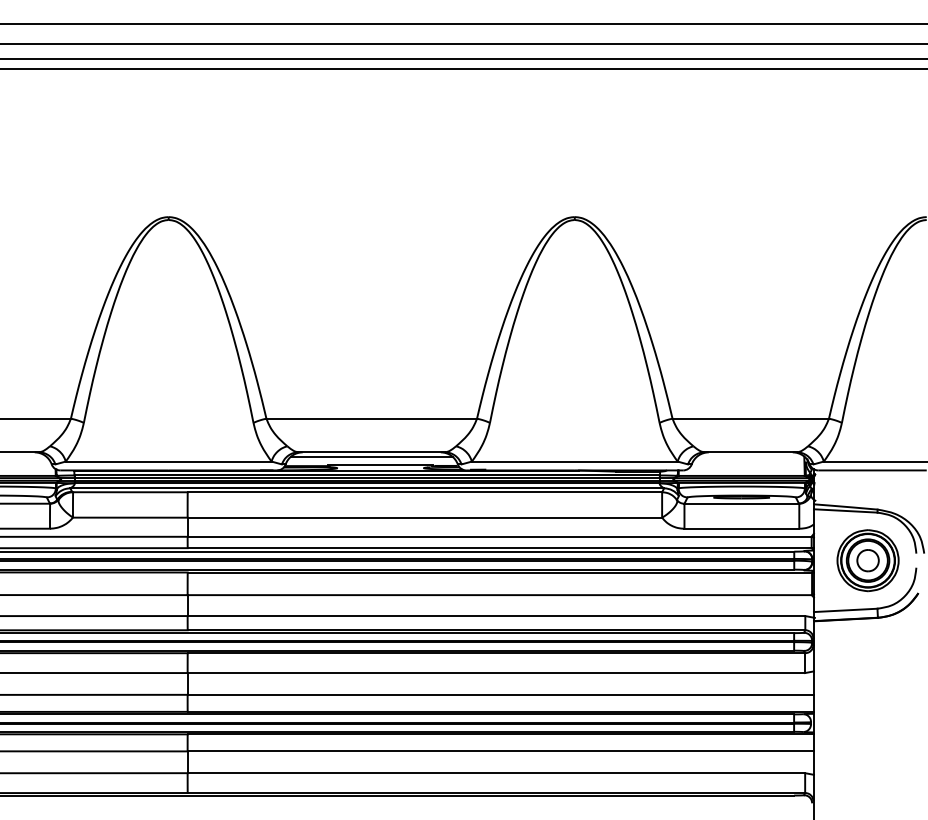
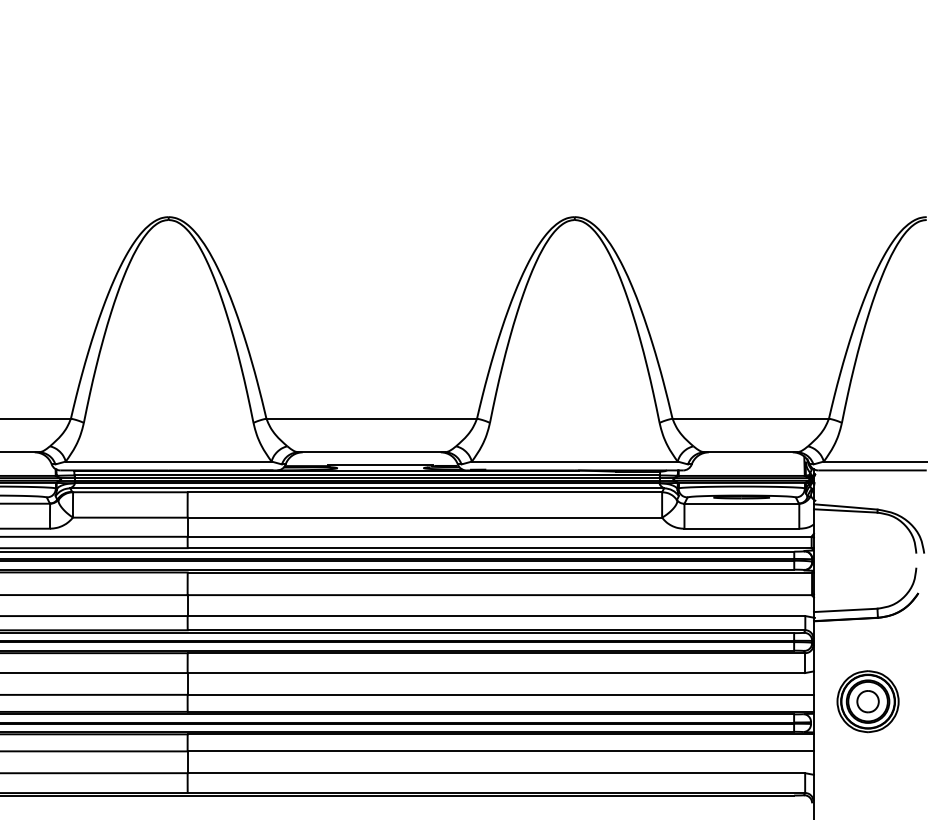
line: present -> none (463, 24)
line: present -> none (463, 44)
line: present -> none (463, 59)
line: present -> none (463, 69)
line: present -> none (371, 456)
part position: (867, 560) -> (867, 701) (867, 701)
